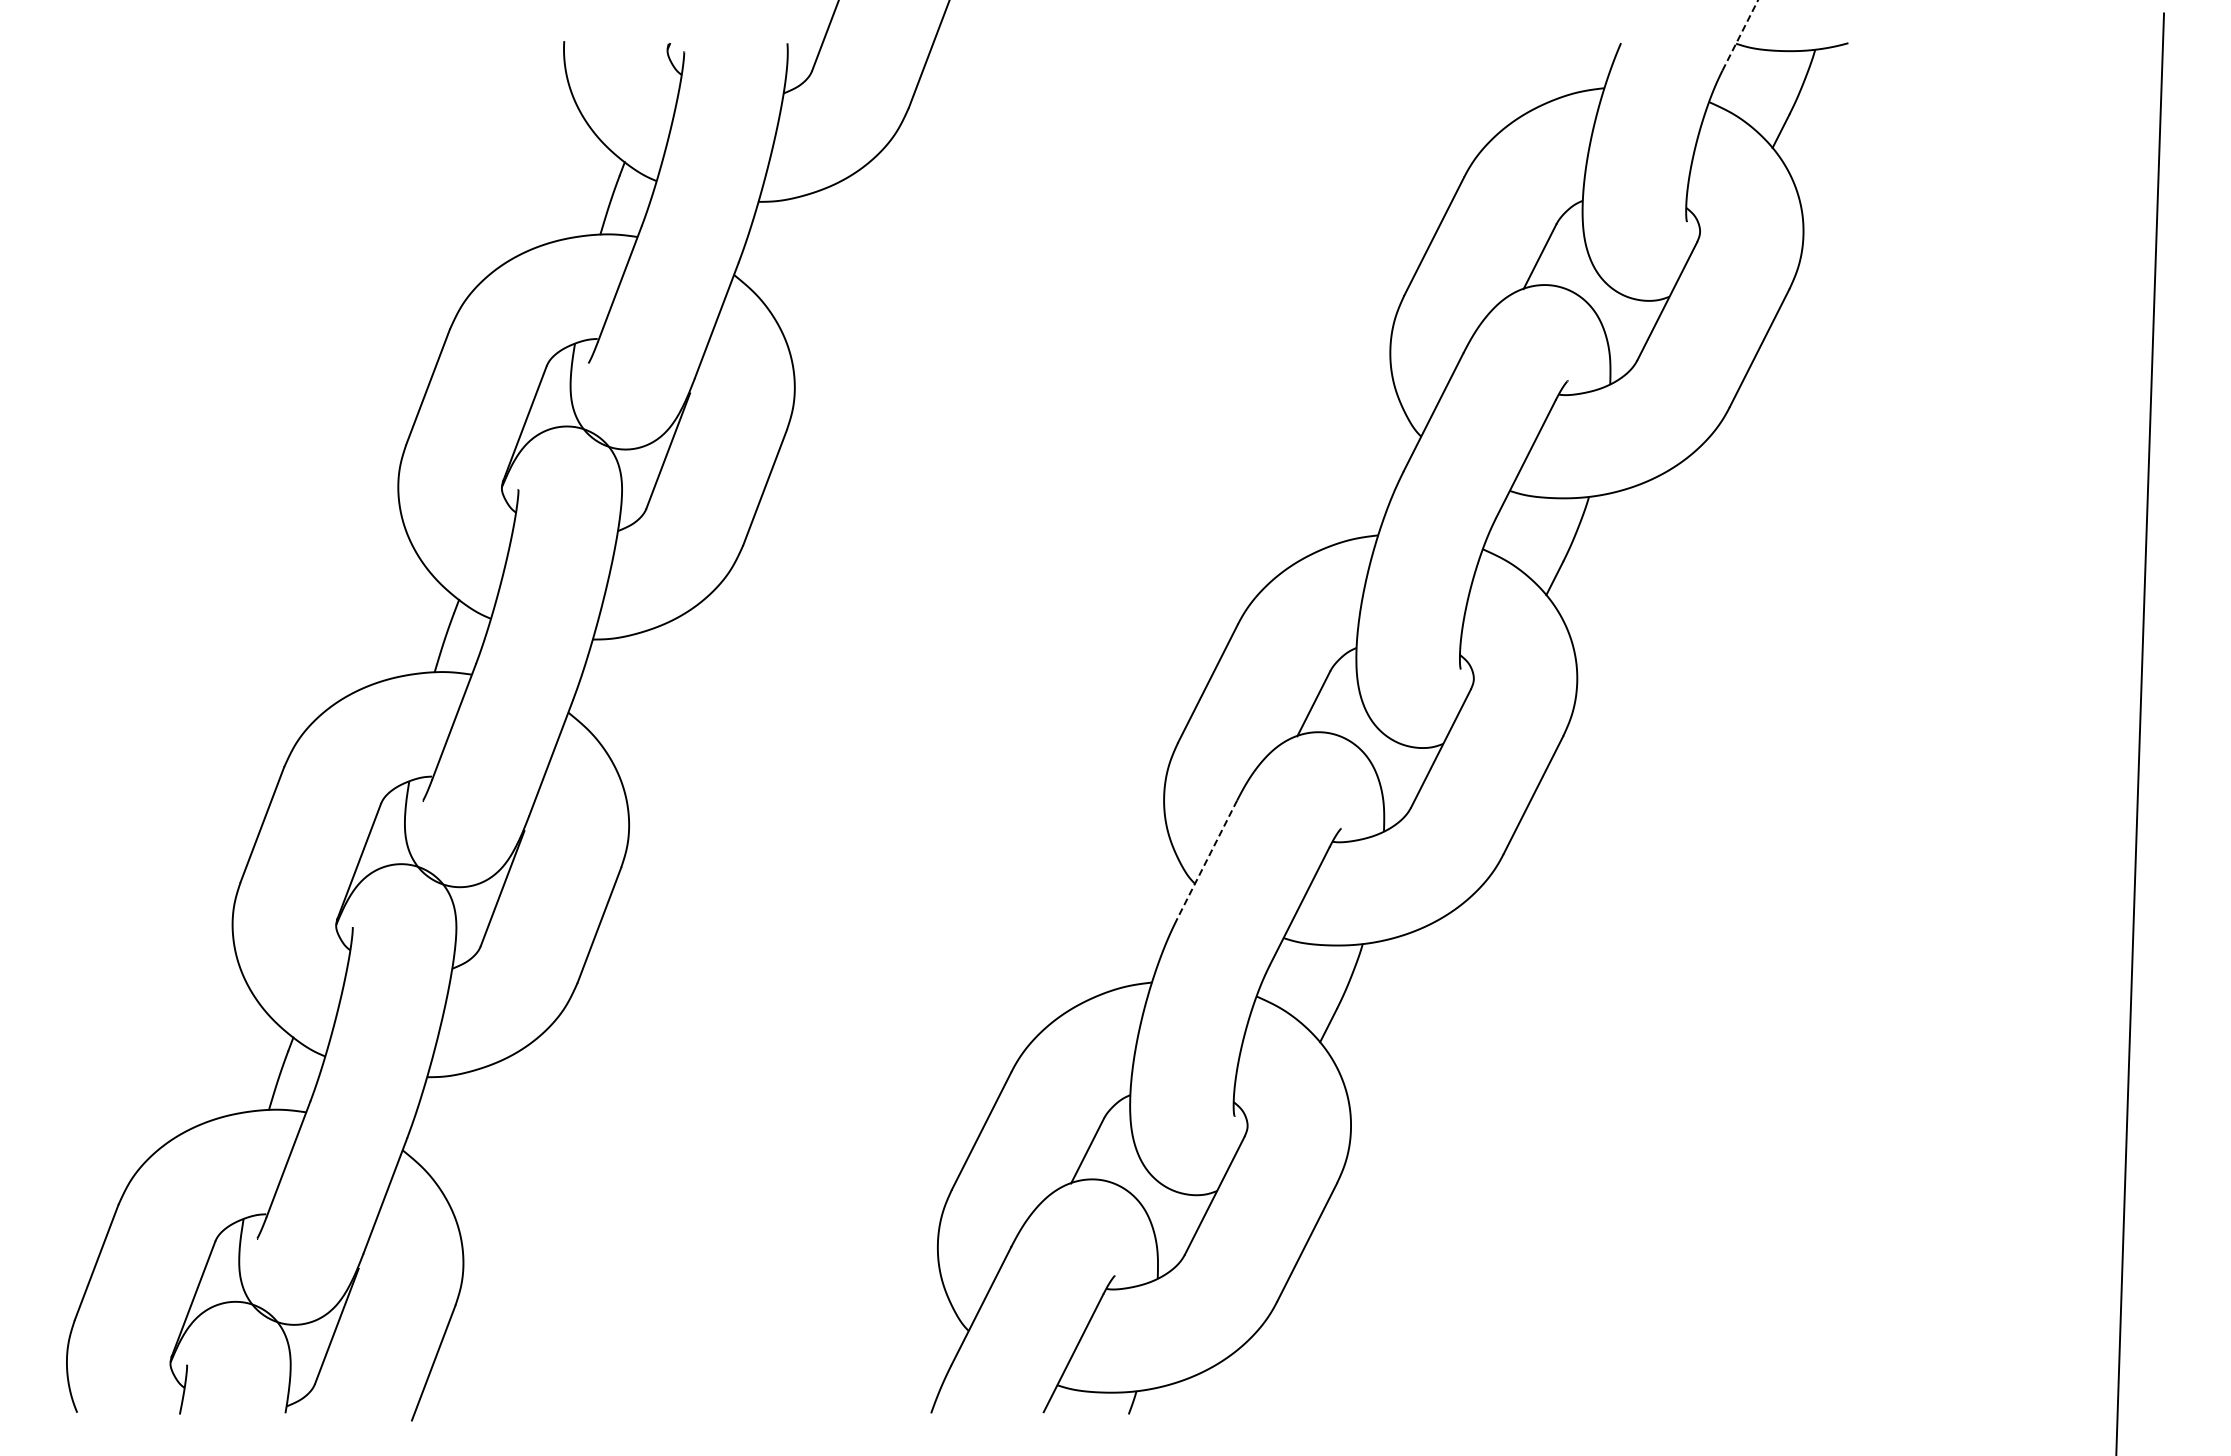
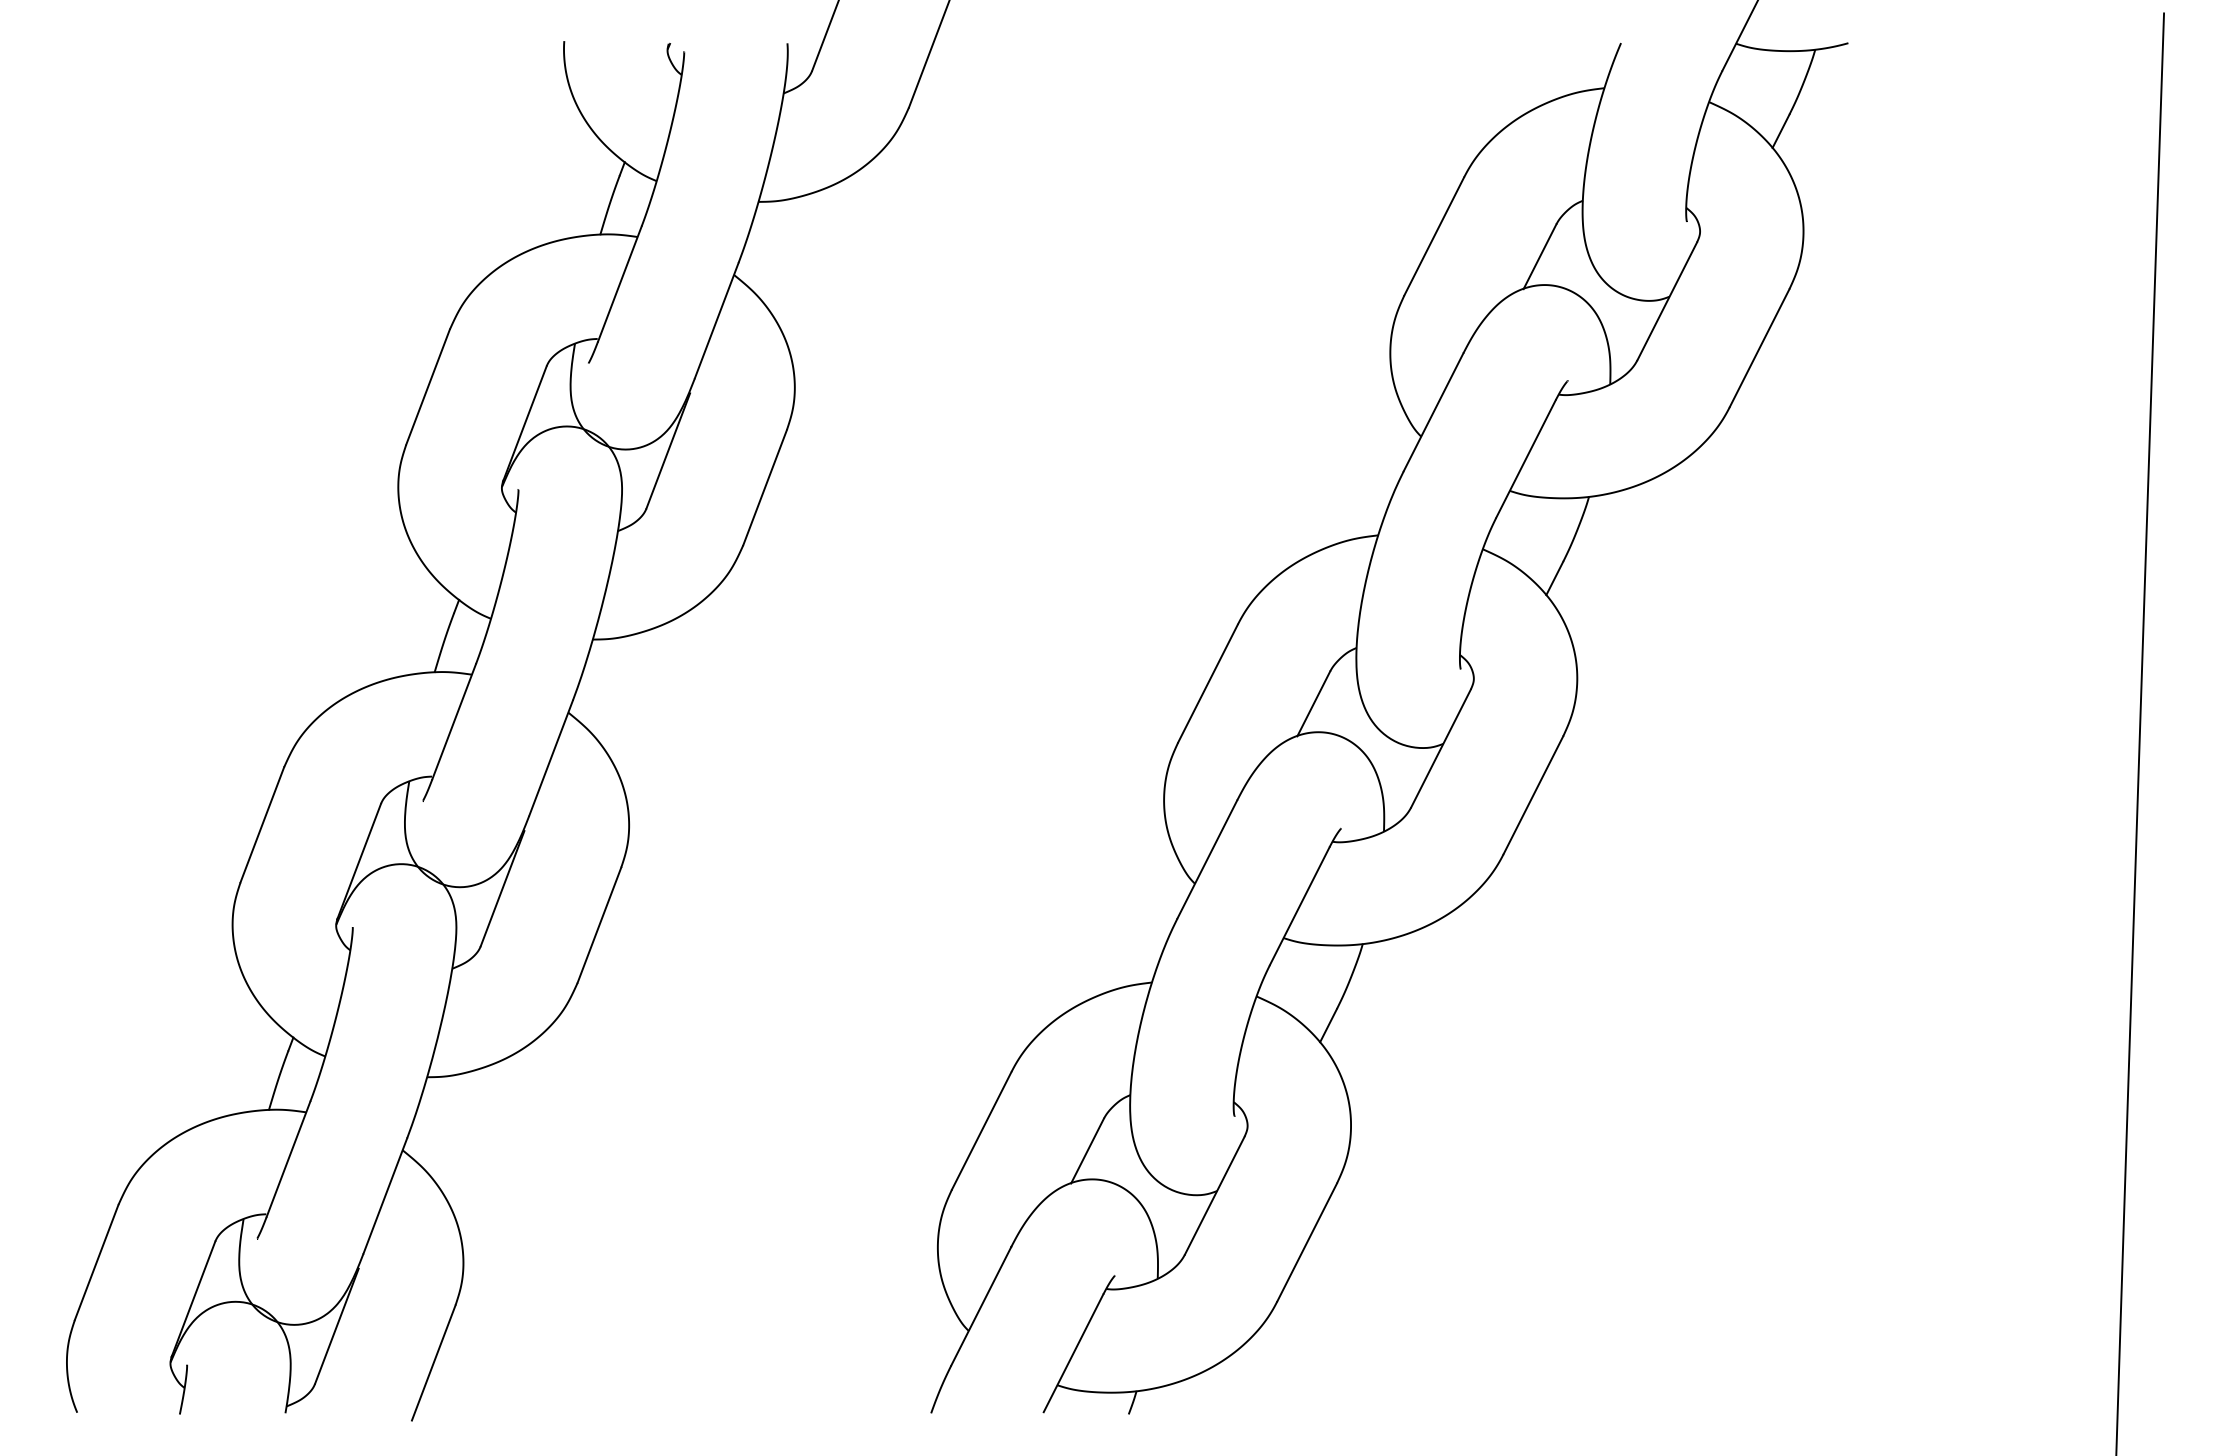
line: dashed -> solid (1740, 35)
line: dashed -> solid (1207, 859)
